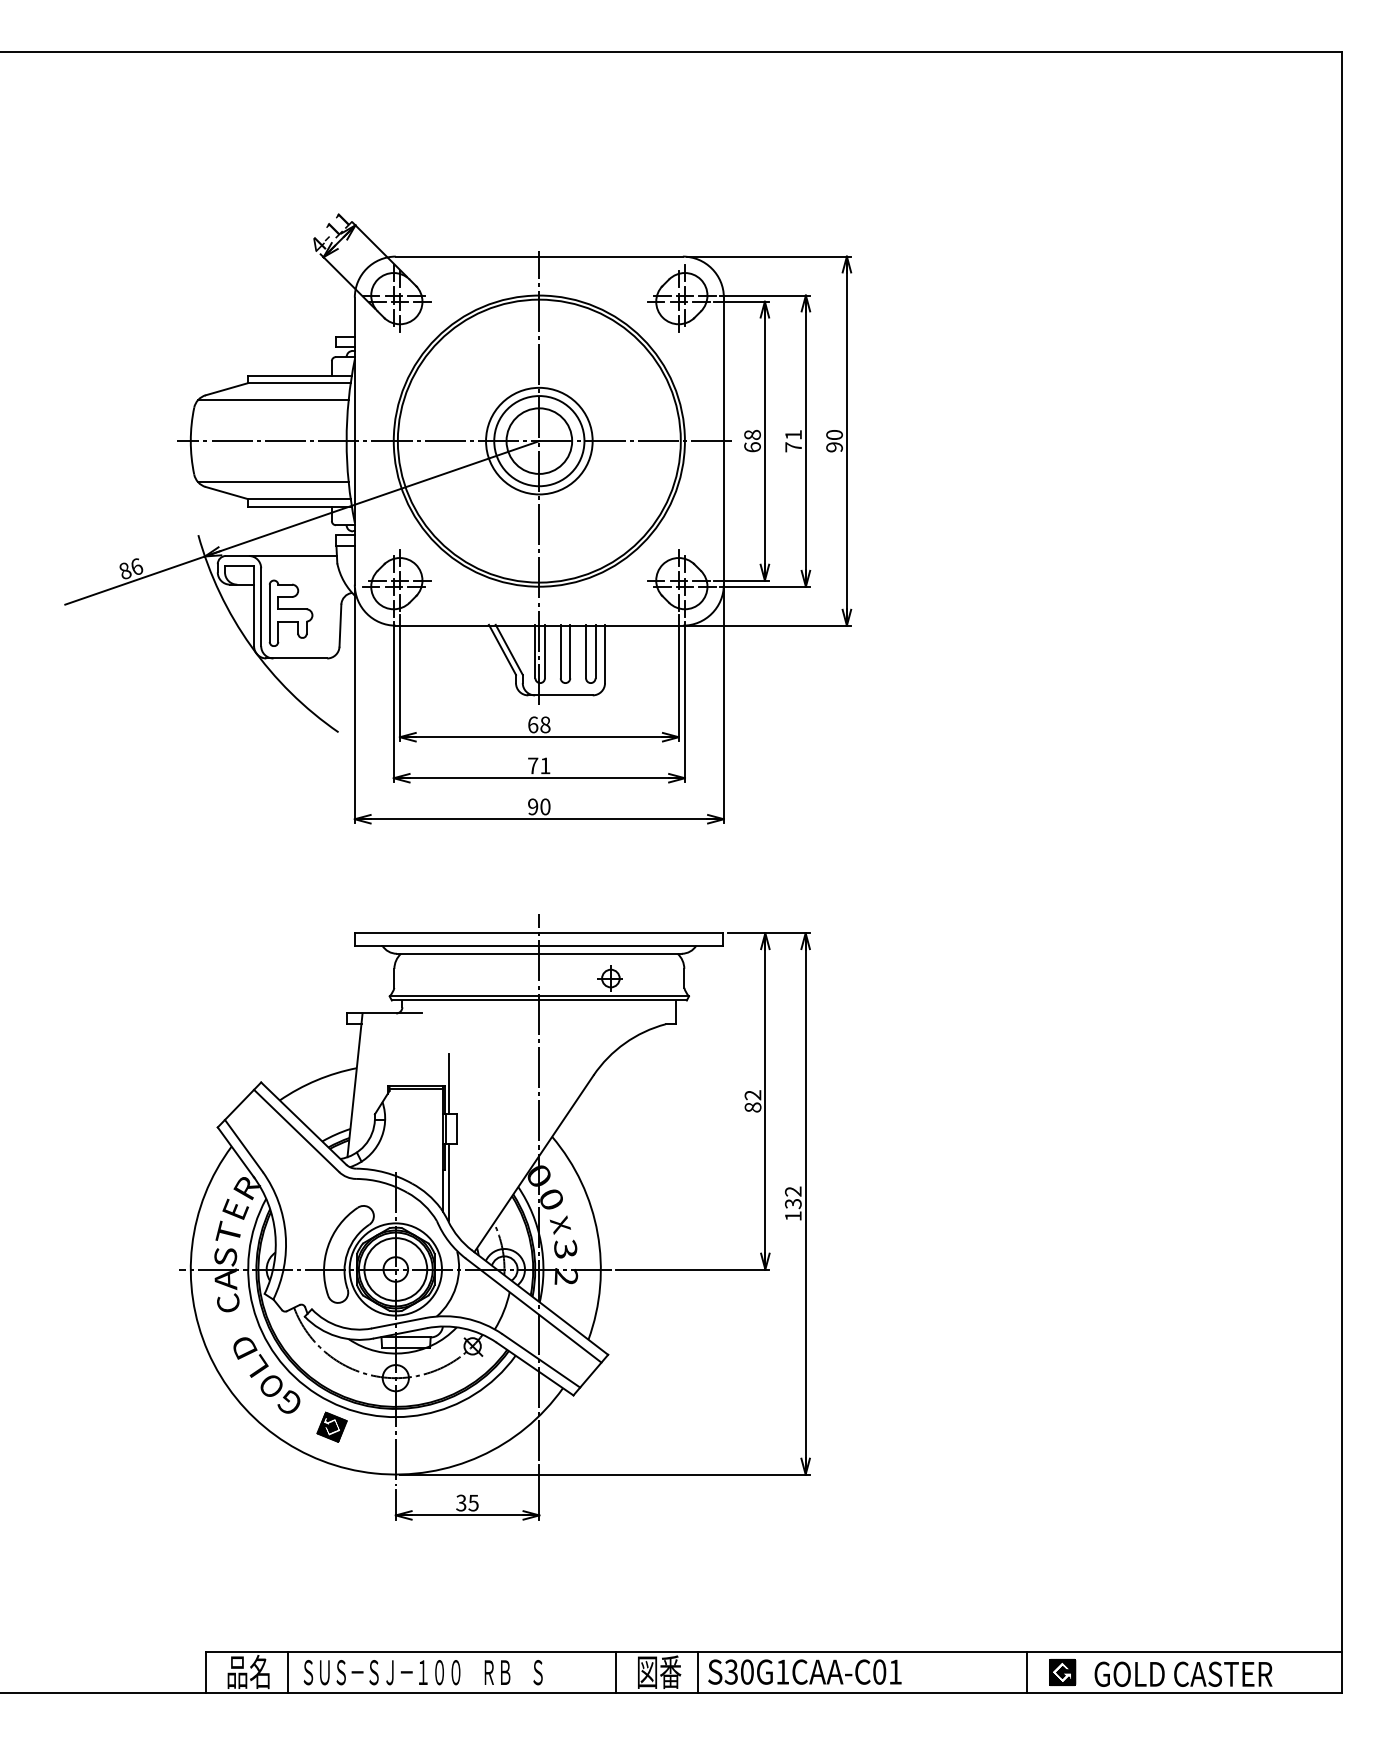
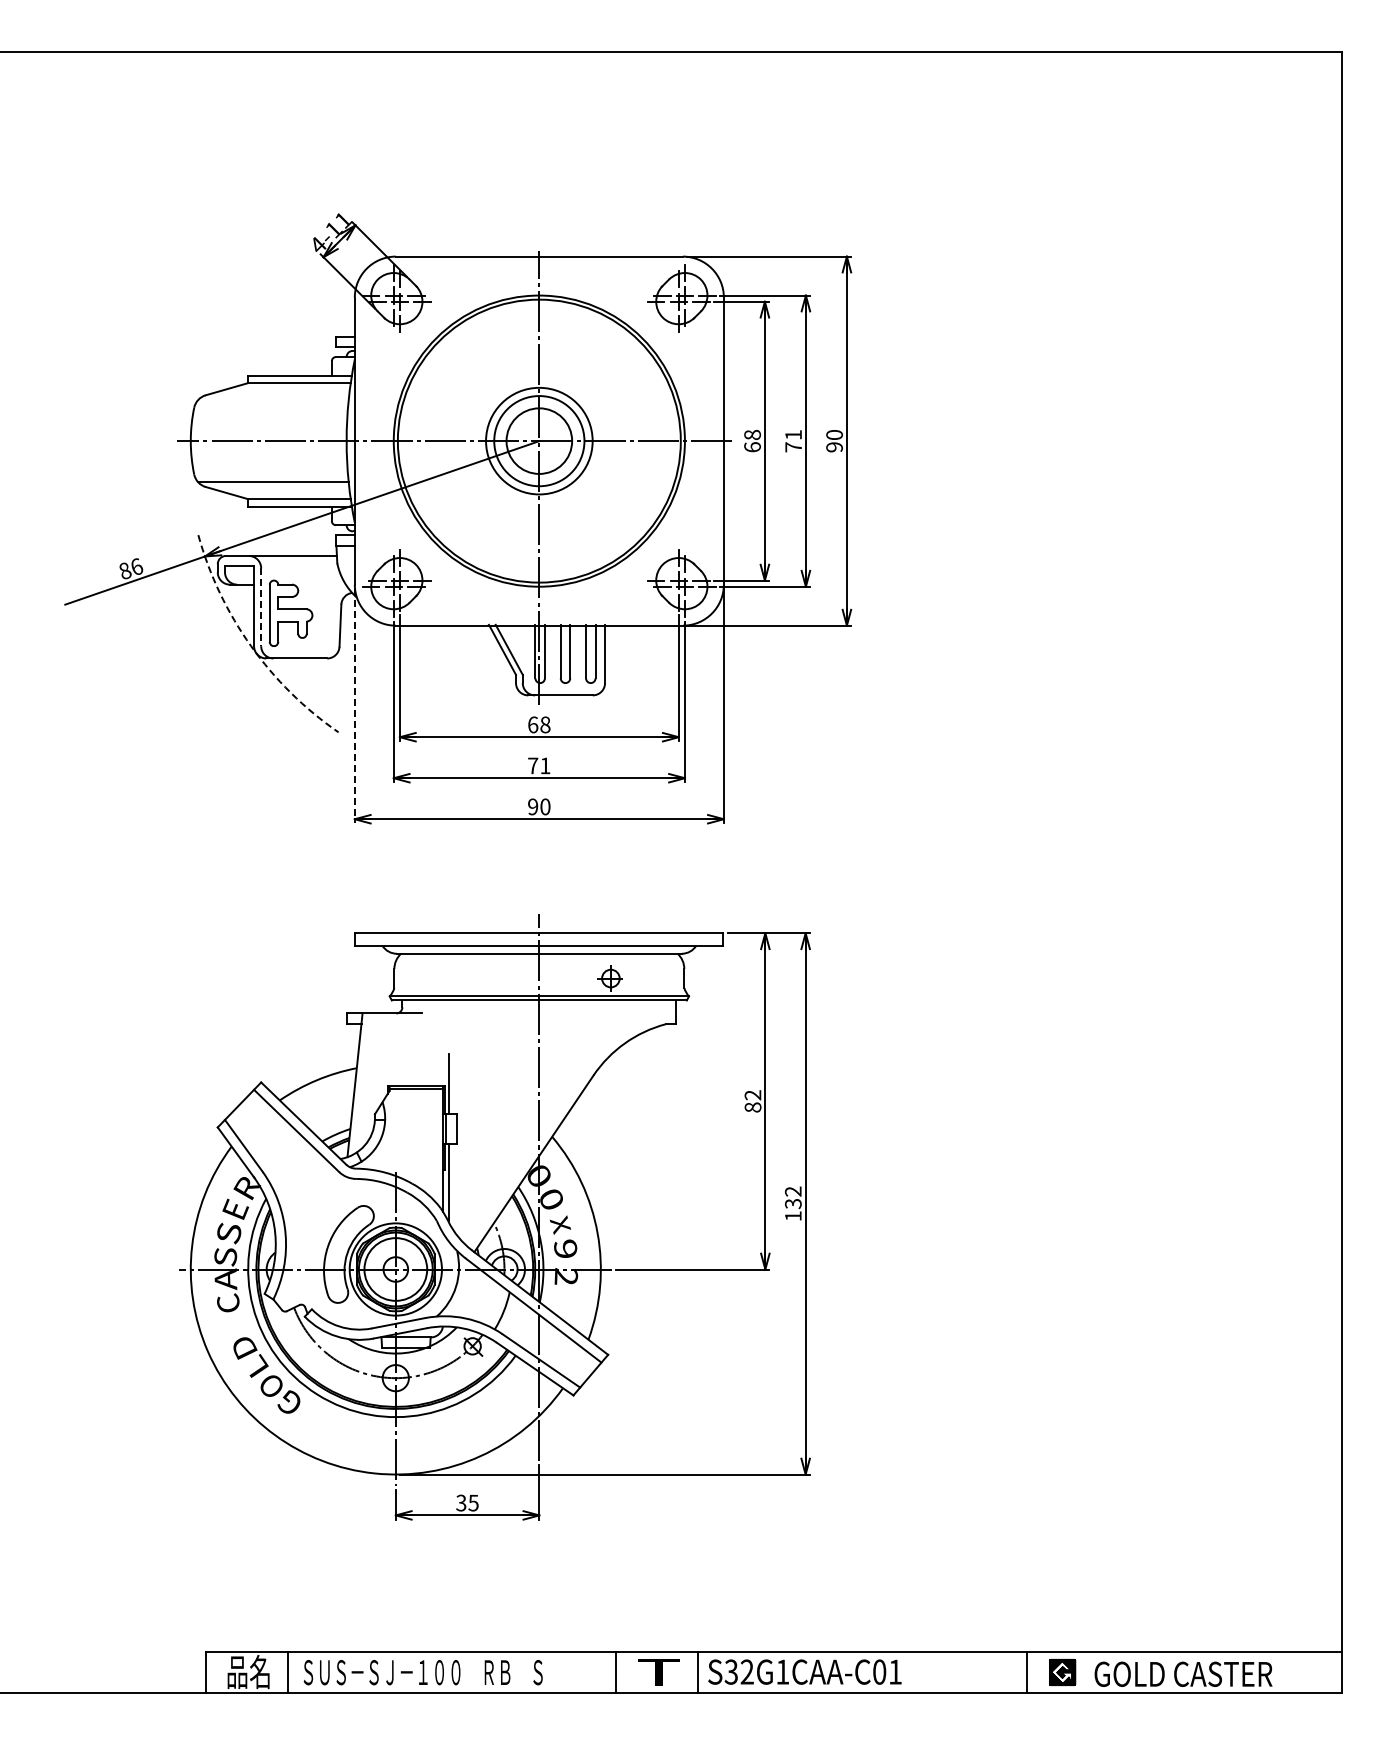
line: present -> none (273, 400)
line: solid -> dashed (261, 607)
arc: solid -> dashed (251, 646)
line: solid -> dashed (354, 706)
text: T -> S (228, 1232)
text: 3 -> 9 (565, 1248)
part: present -> none (331, 1426)
text: S30G1CAA-C01 -> S32G1CAA-C01 (746, 1671)
text: 図番 -> T (659, 1672)
